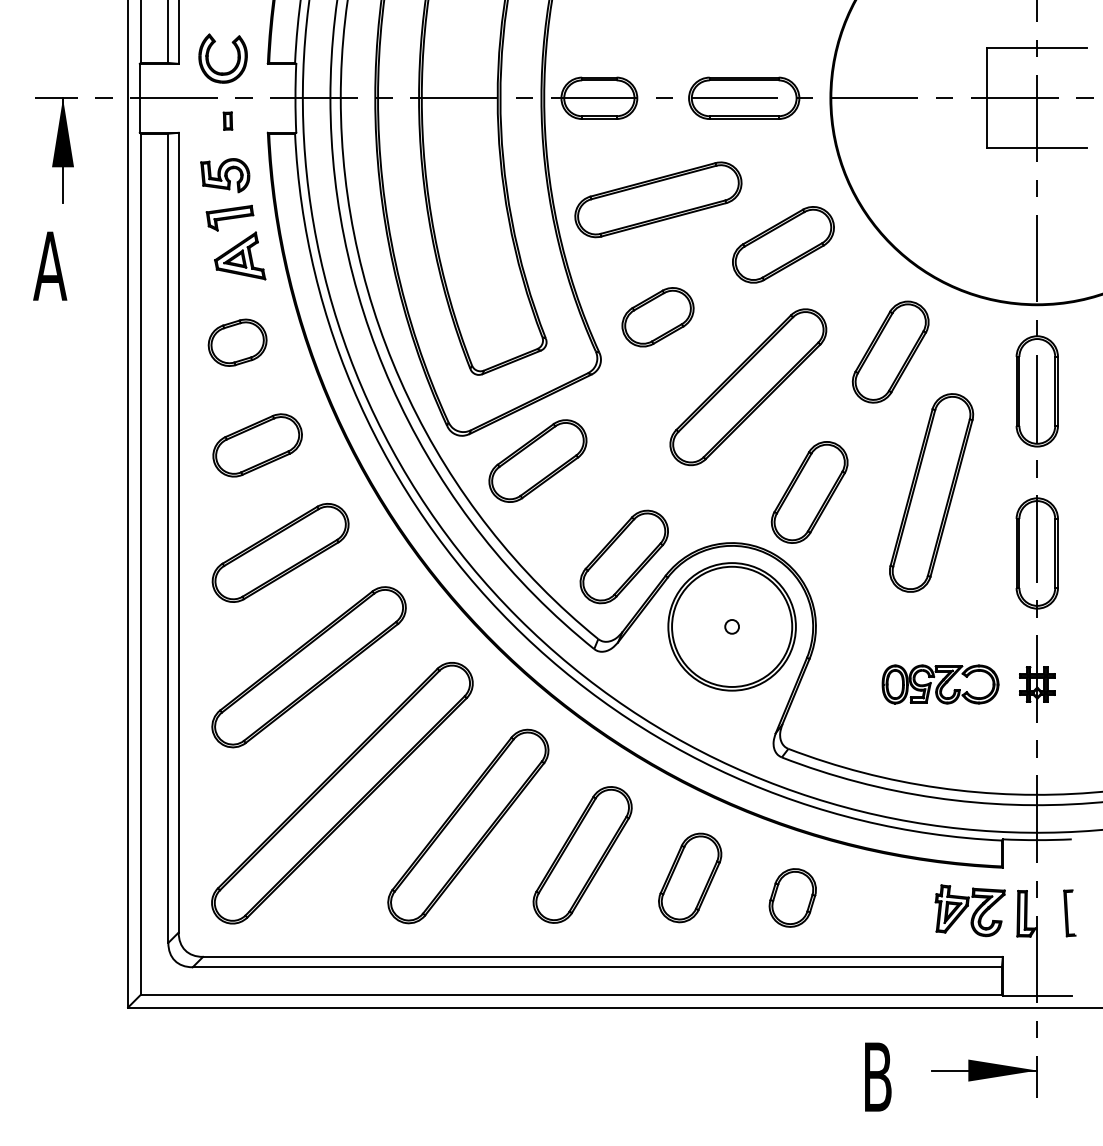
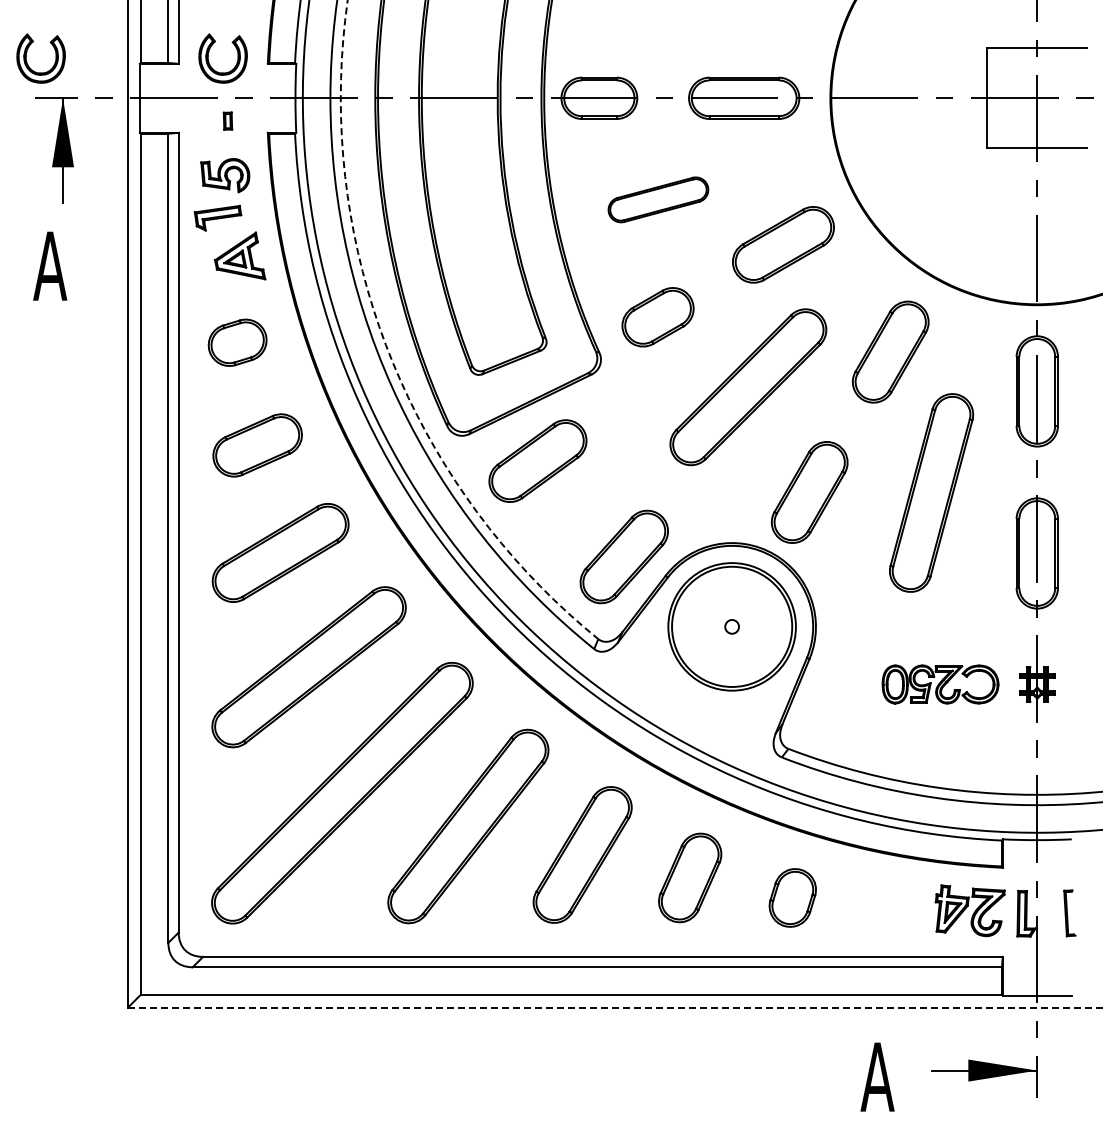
part: none -> present (27, 61)
part size: 169x78 px -> 103x48 px (658, 199)
part position: (229, 217) -> (217, 217) (217, 217)
arc: solid -> dashed (389, 352)
line: solid -> dashed (615, 1007)
text: B -> A (877, 1076)
